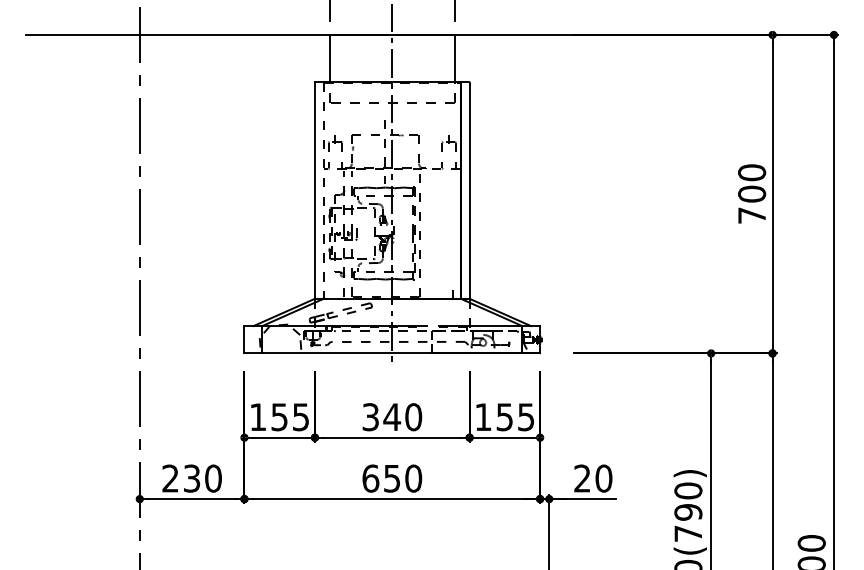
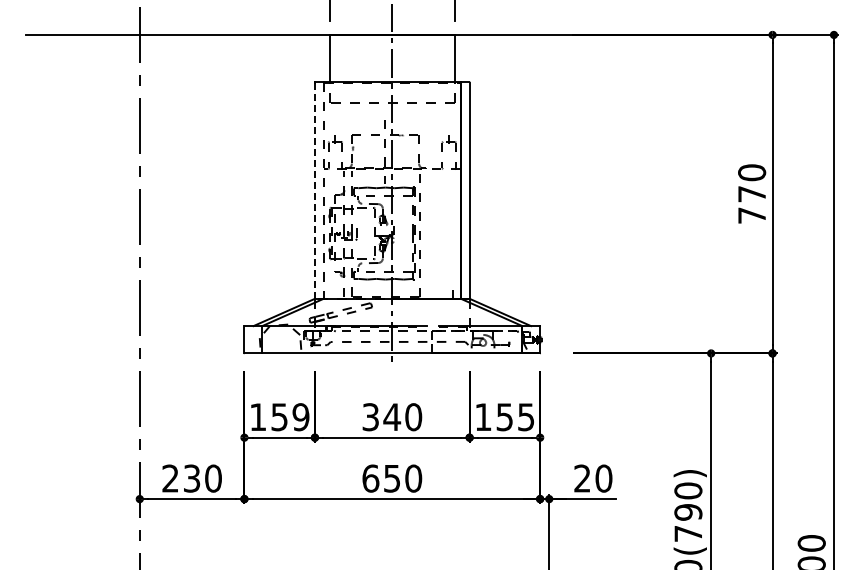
line: solid -> dashed (314, 191)
text: 700 -> 770 (752, 193)
text: 155 -> 159 (300, 417)
